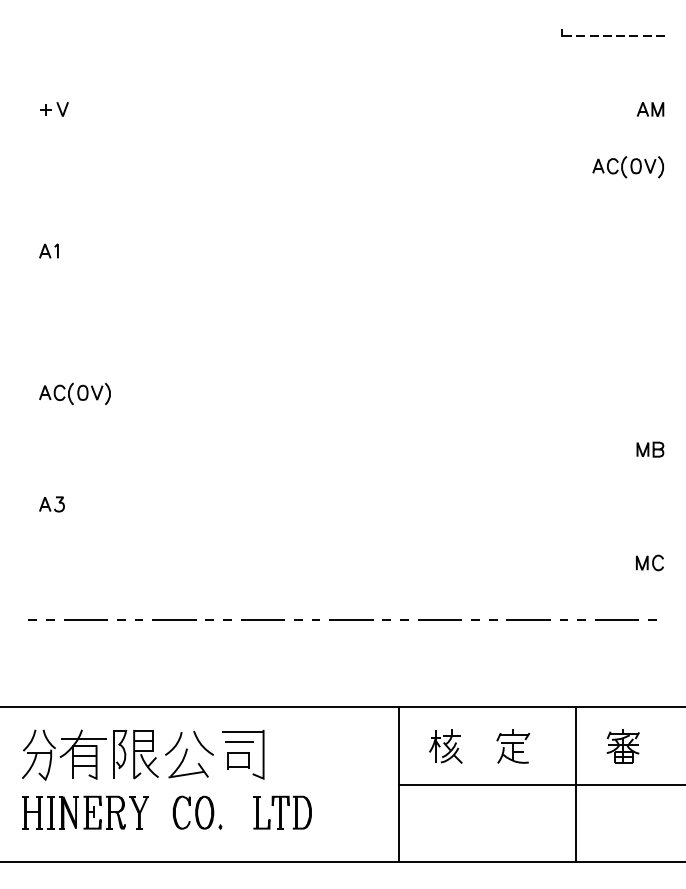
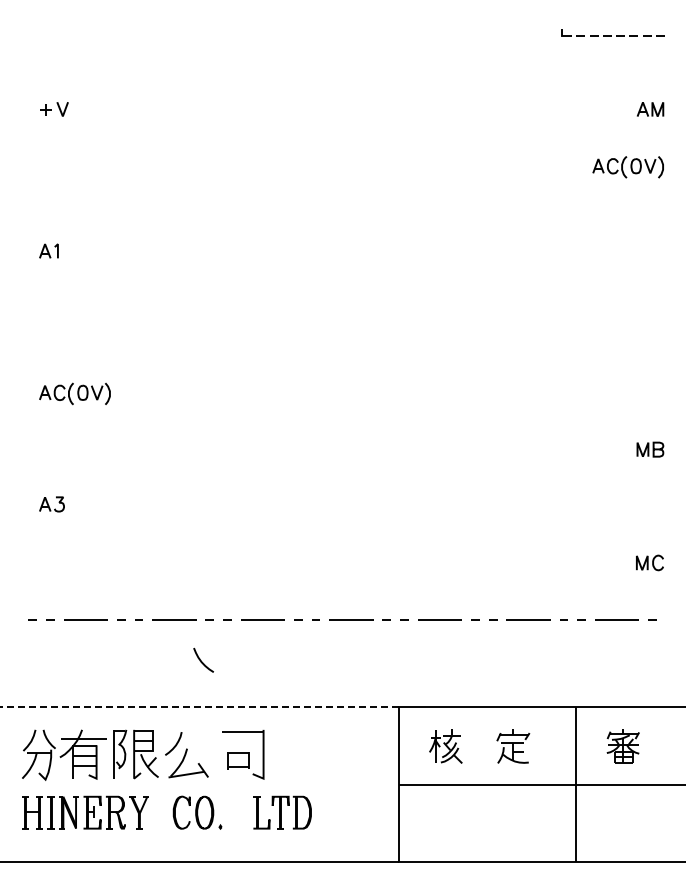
line: solid -> dashed (199, 706)
line: present -> none (239, 741)
curve position: (201, 743) -> (201, 660) (201, 660)
